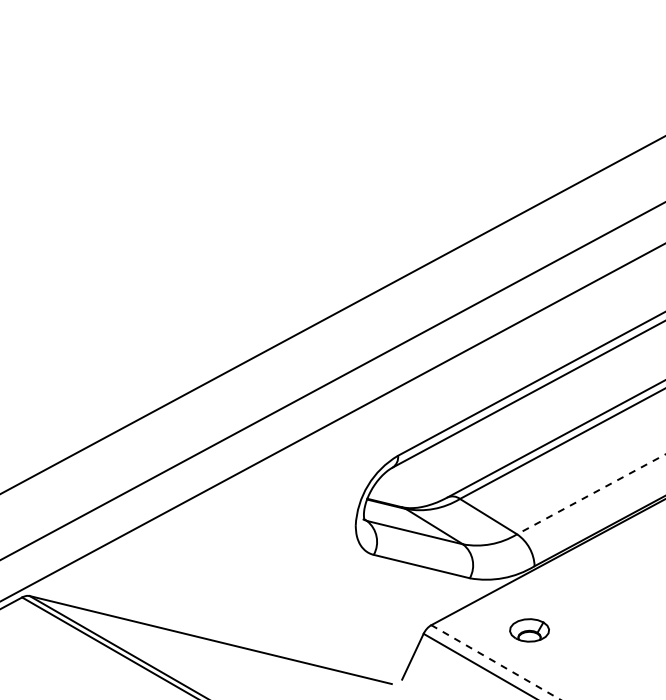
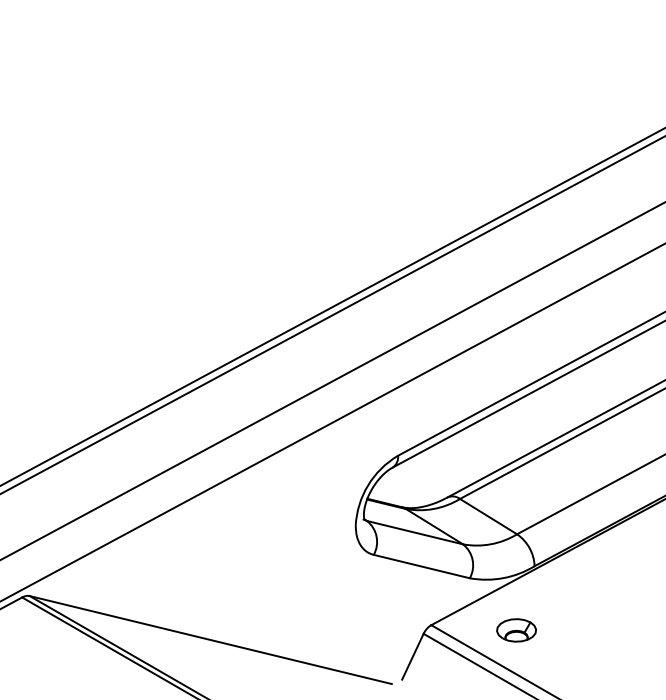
line: none -> present (332, 306)
line: dashed -> solid (590, 494)
part position: (529, 630) -> (516, 630) (516, 630)
line: dashed -> solid (495, 662)
